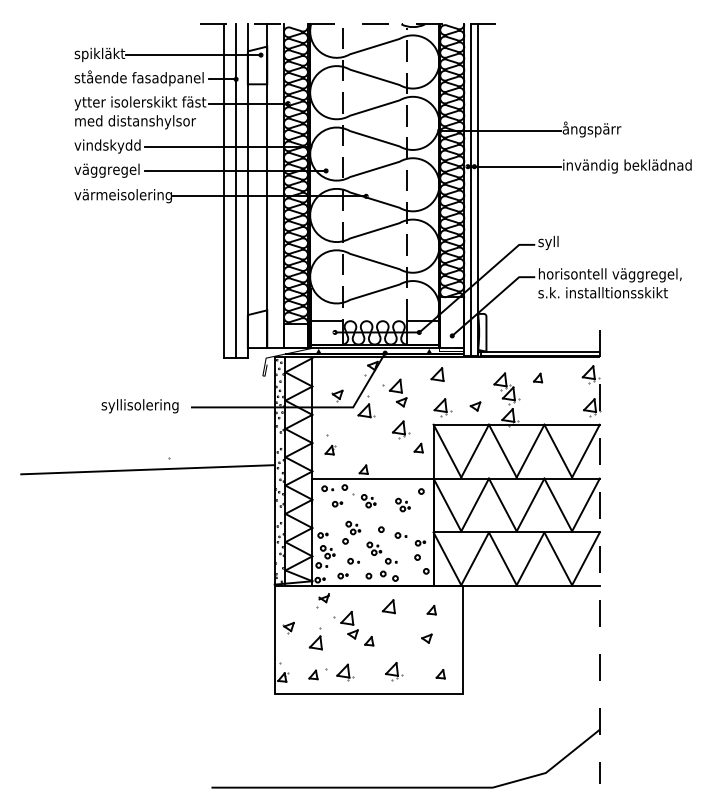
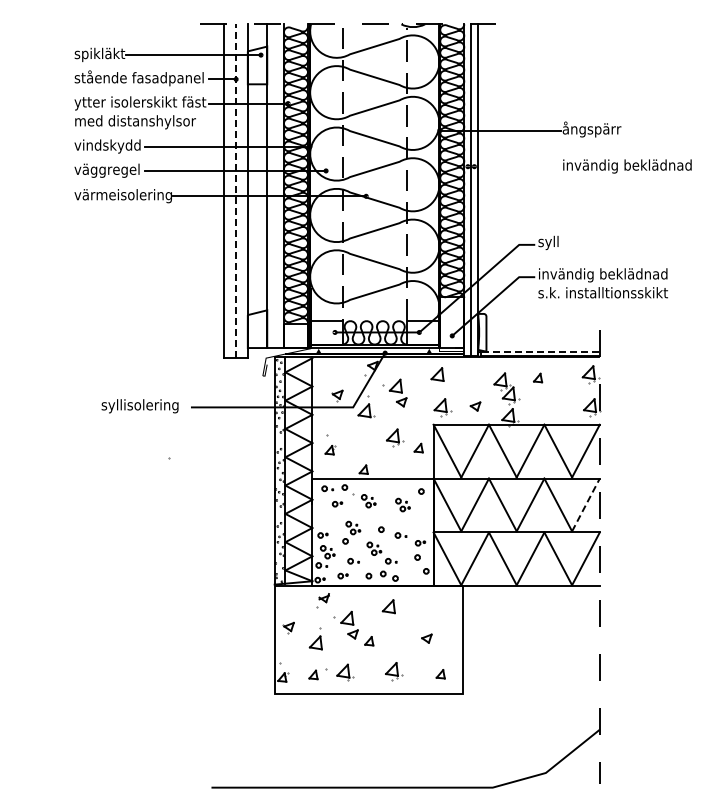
line: present -> none (513, 166)
line: solid -> dashed (235, 191)
text: horisontell väggregel, -> invändig beklädnad (609, 275)
line: solid -> dashed (540, 351)
part position: (401, 429) -> (395, 437) (395, 437)
line: present -> none (147, 469)
line: solid -> dashed (585, 504)
part: present -> none (431, 609)
